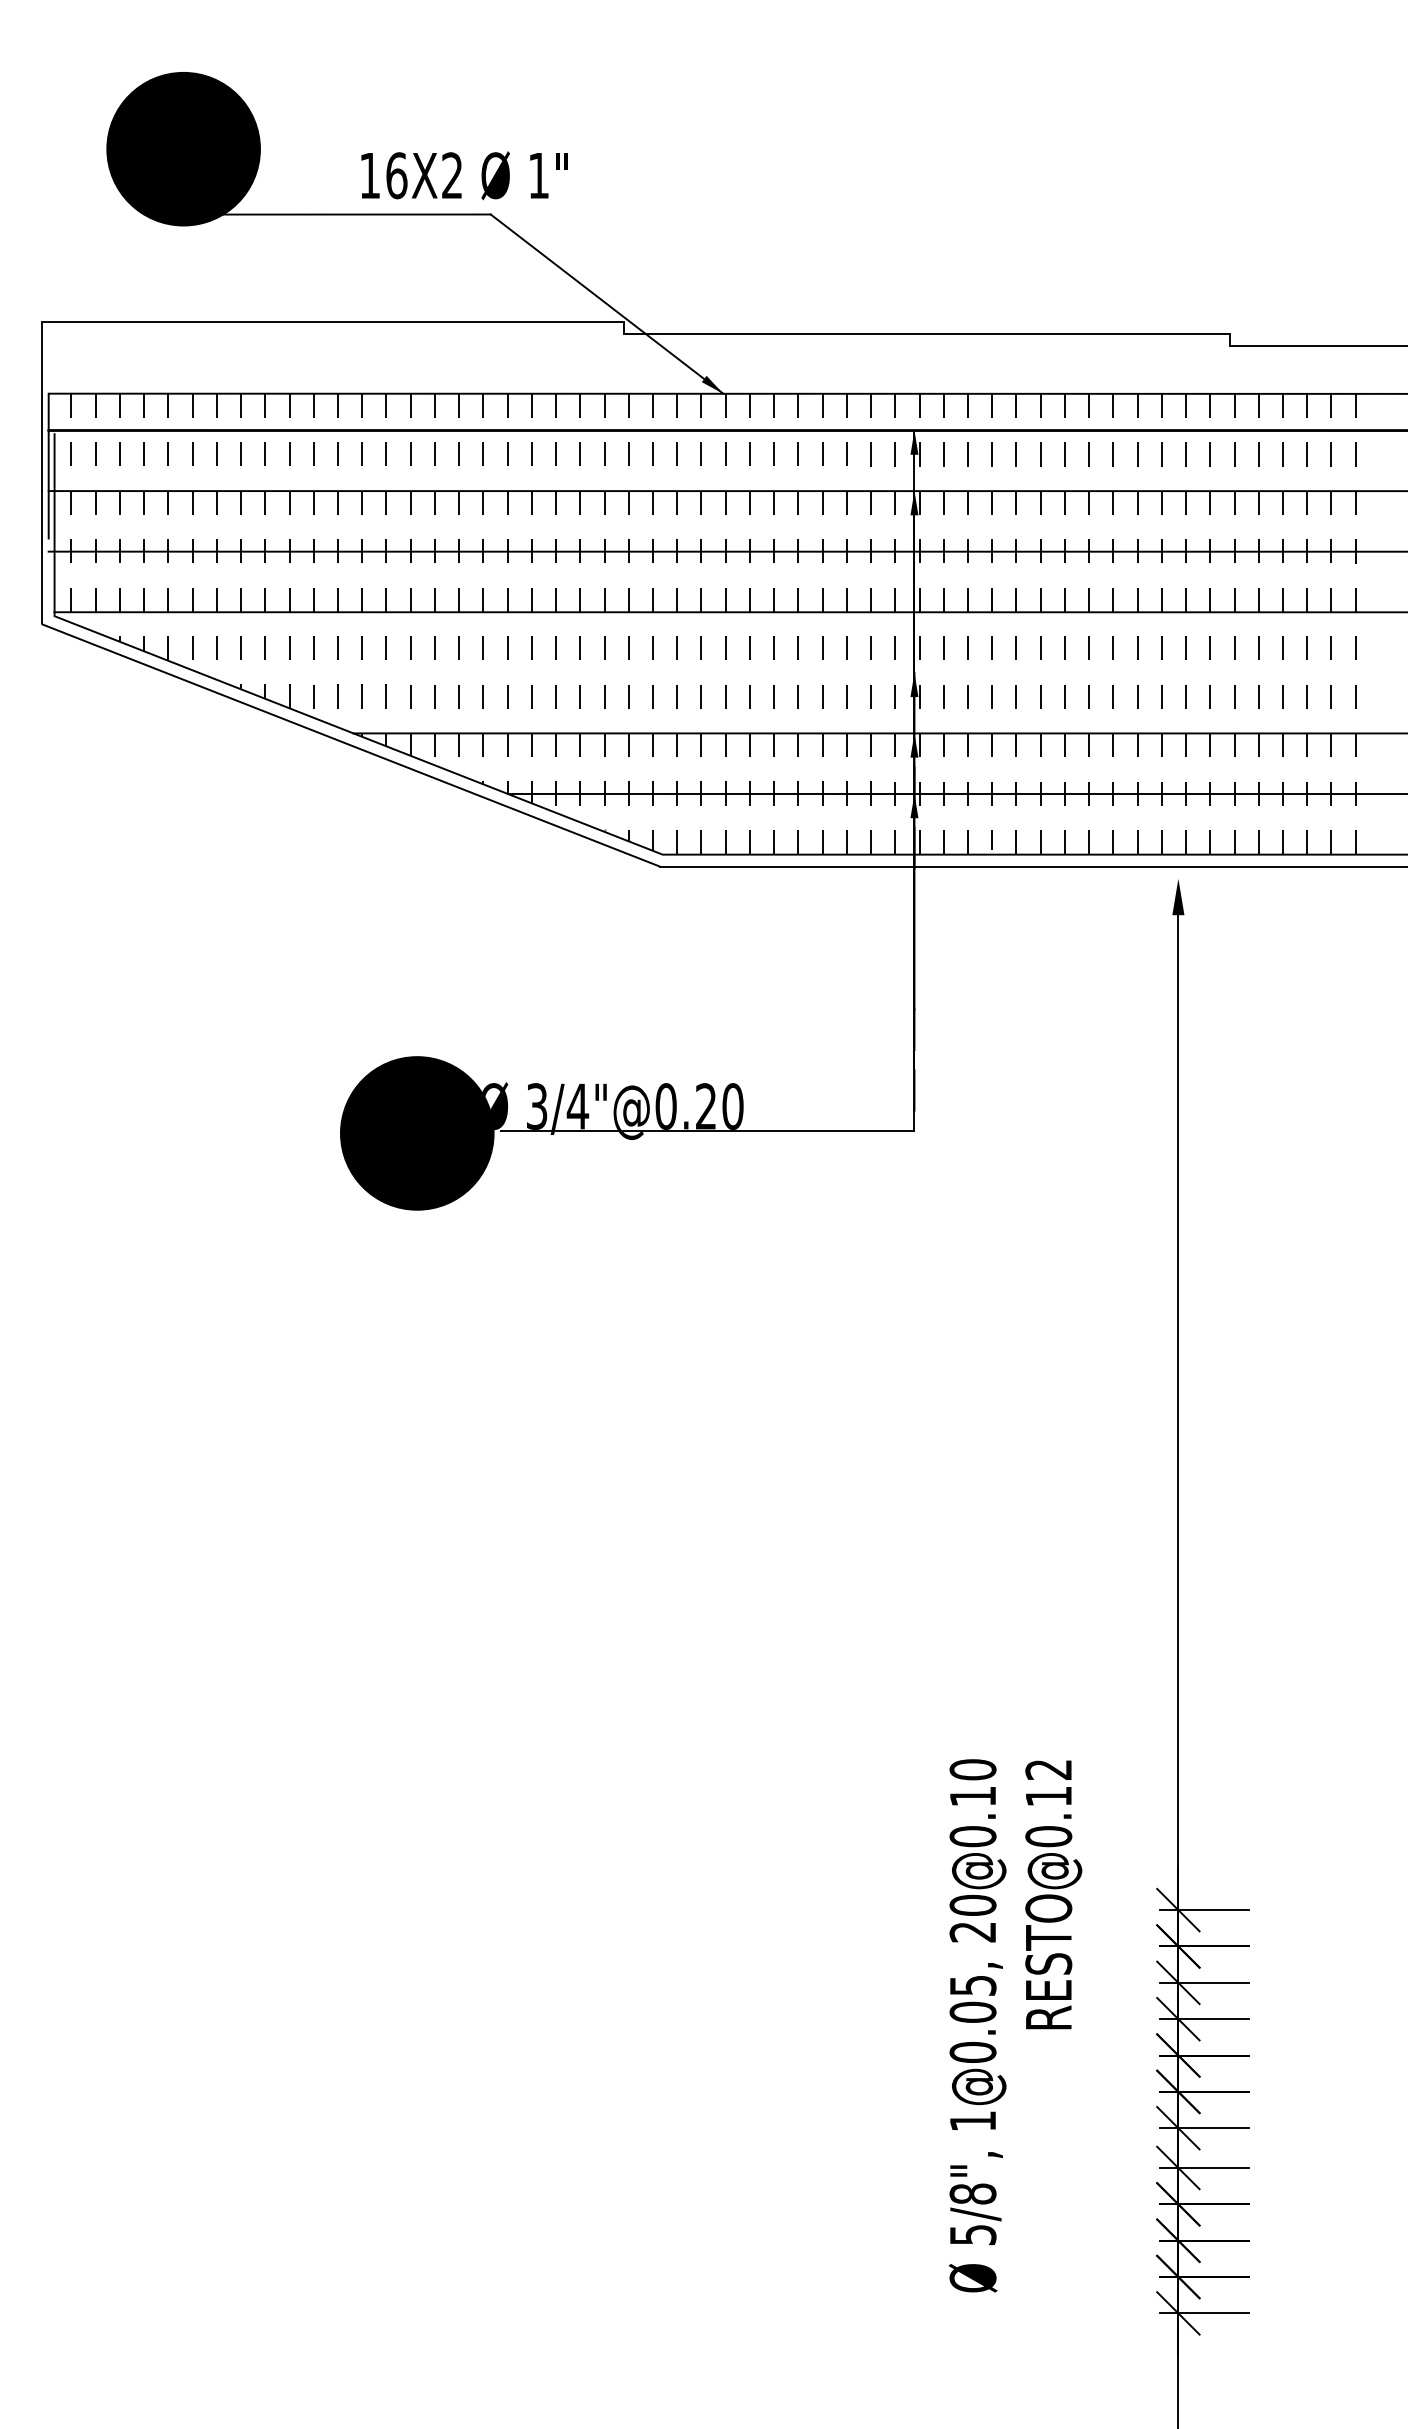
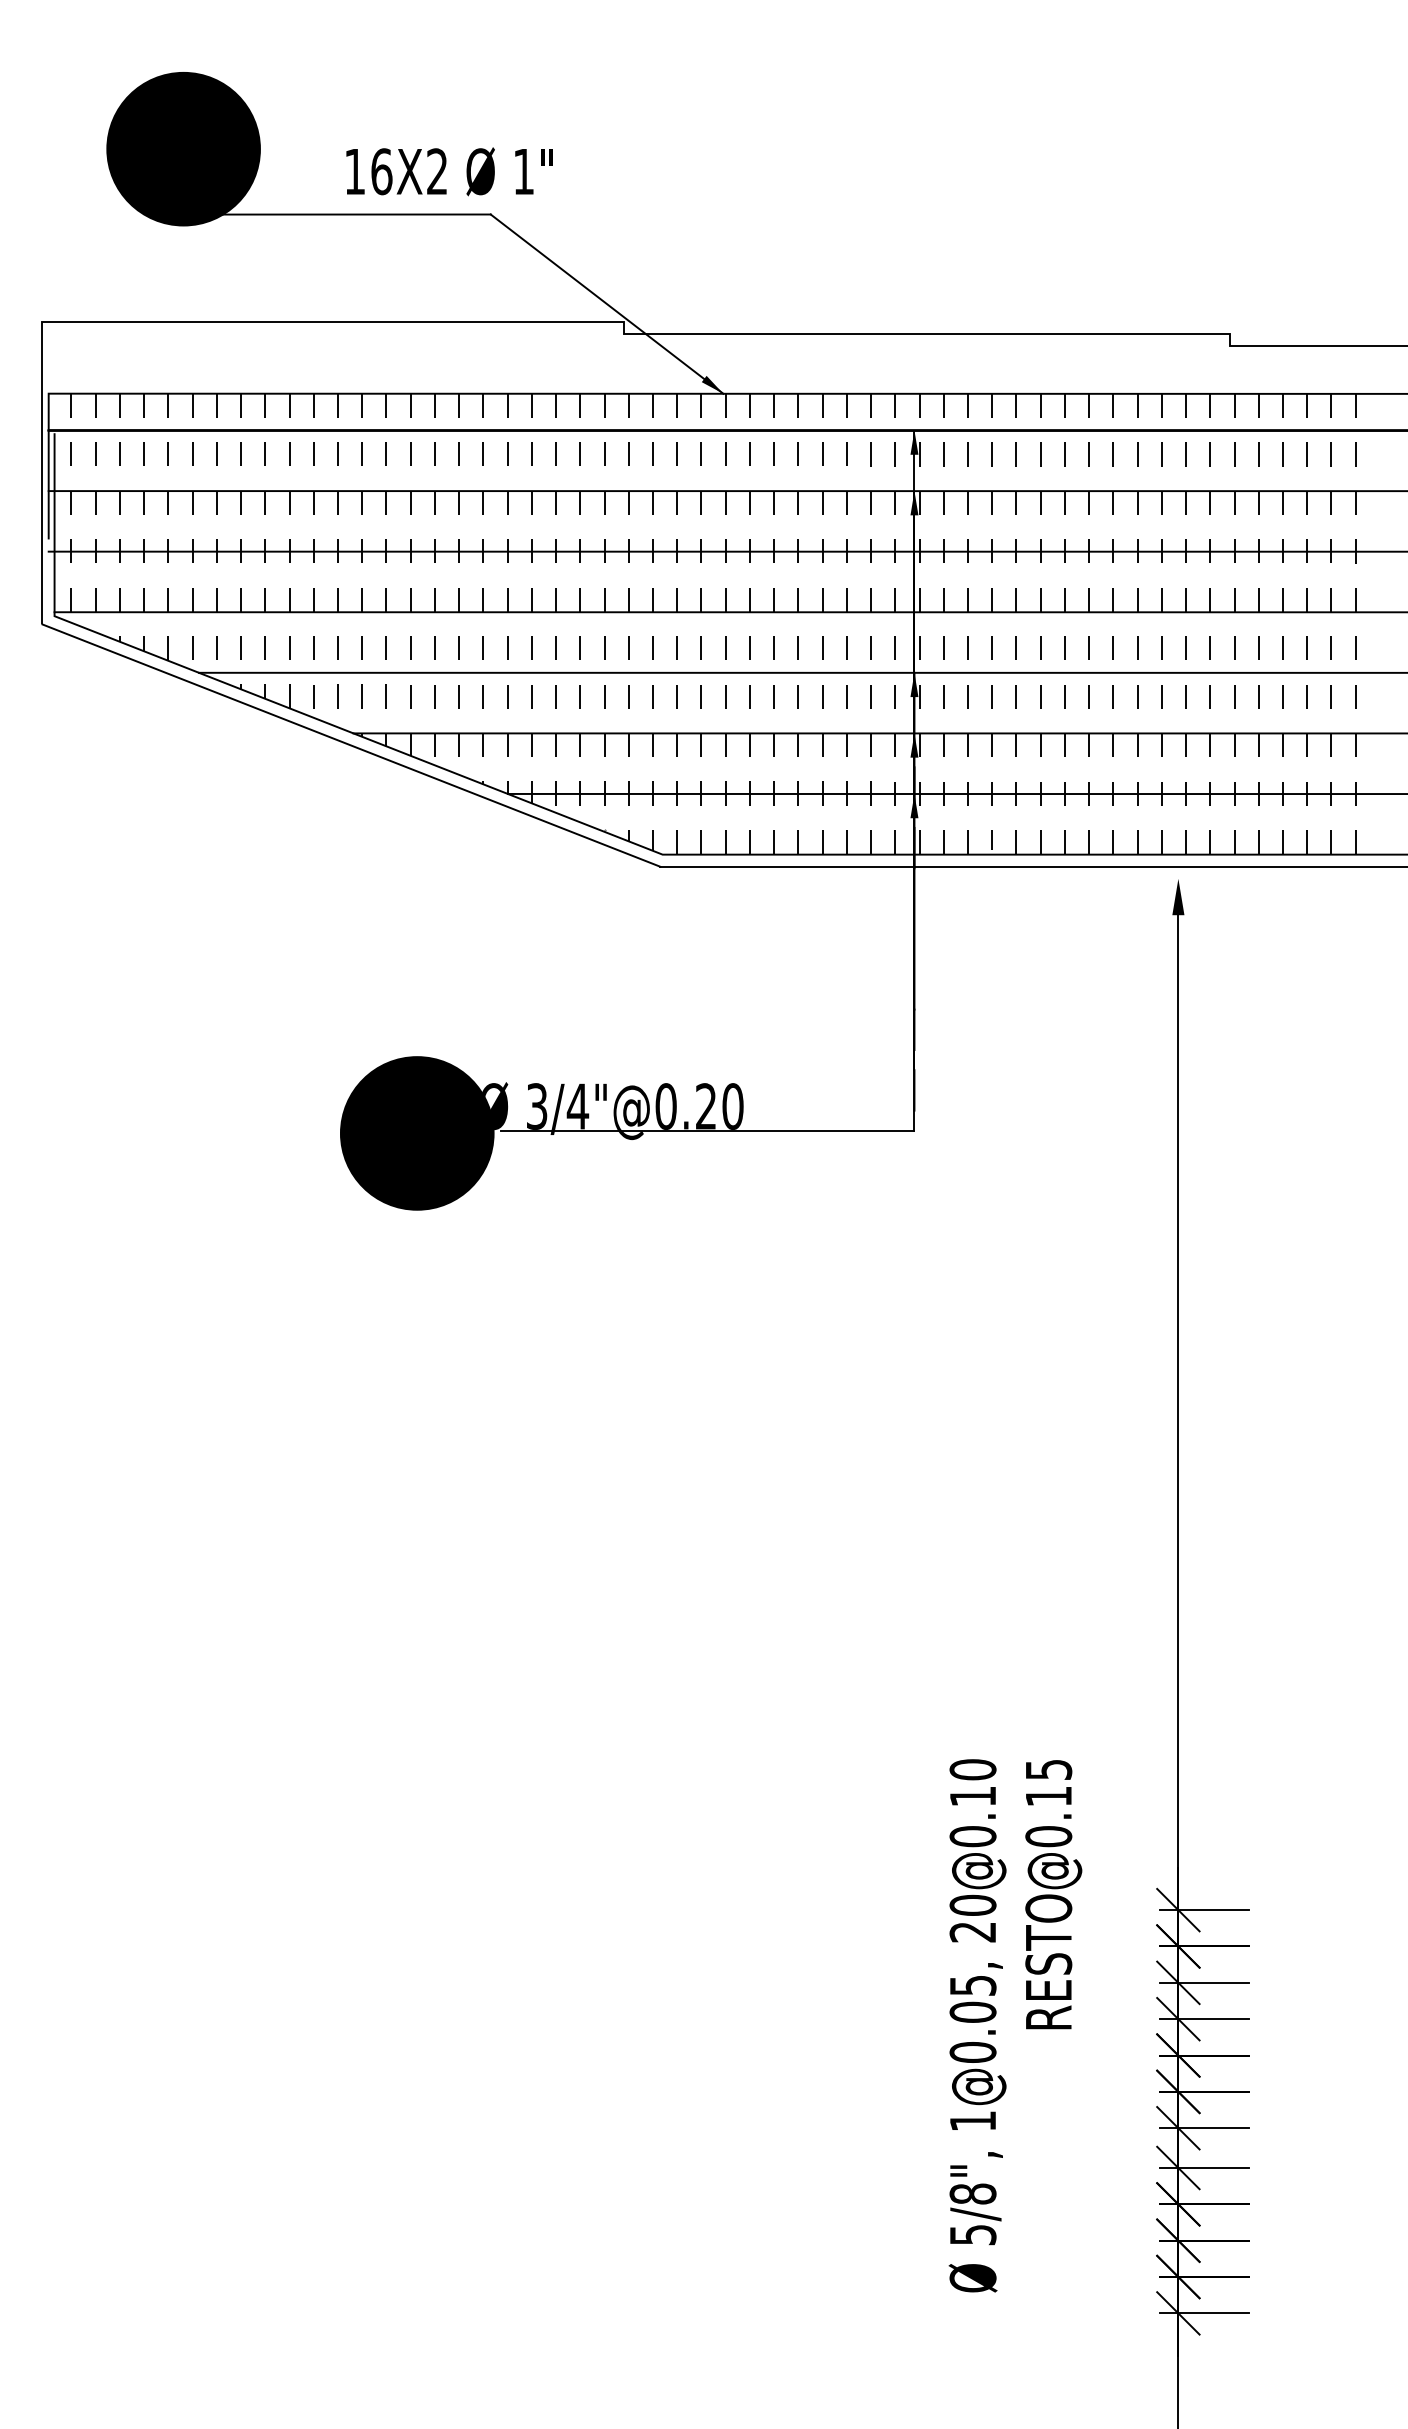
text position: (464, 175) -> (449, 171) (449, 171)
line: none -> present (801, 672)
text: RESTO@0.12 -> RESTO@0.15 (1048, 1769)
